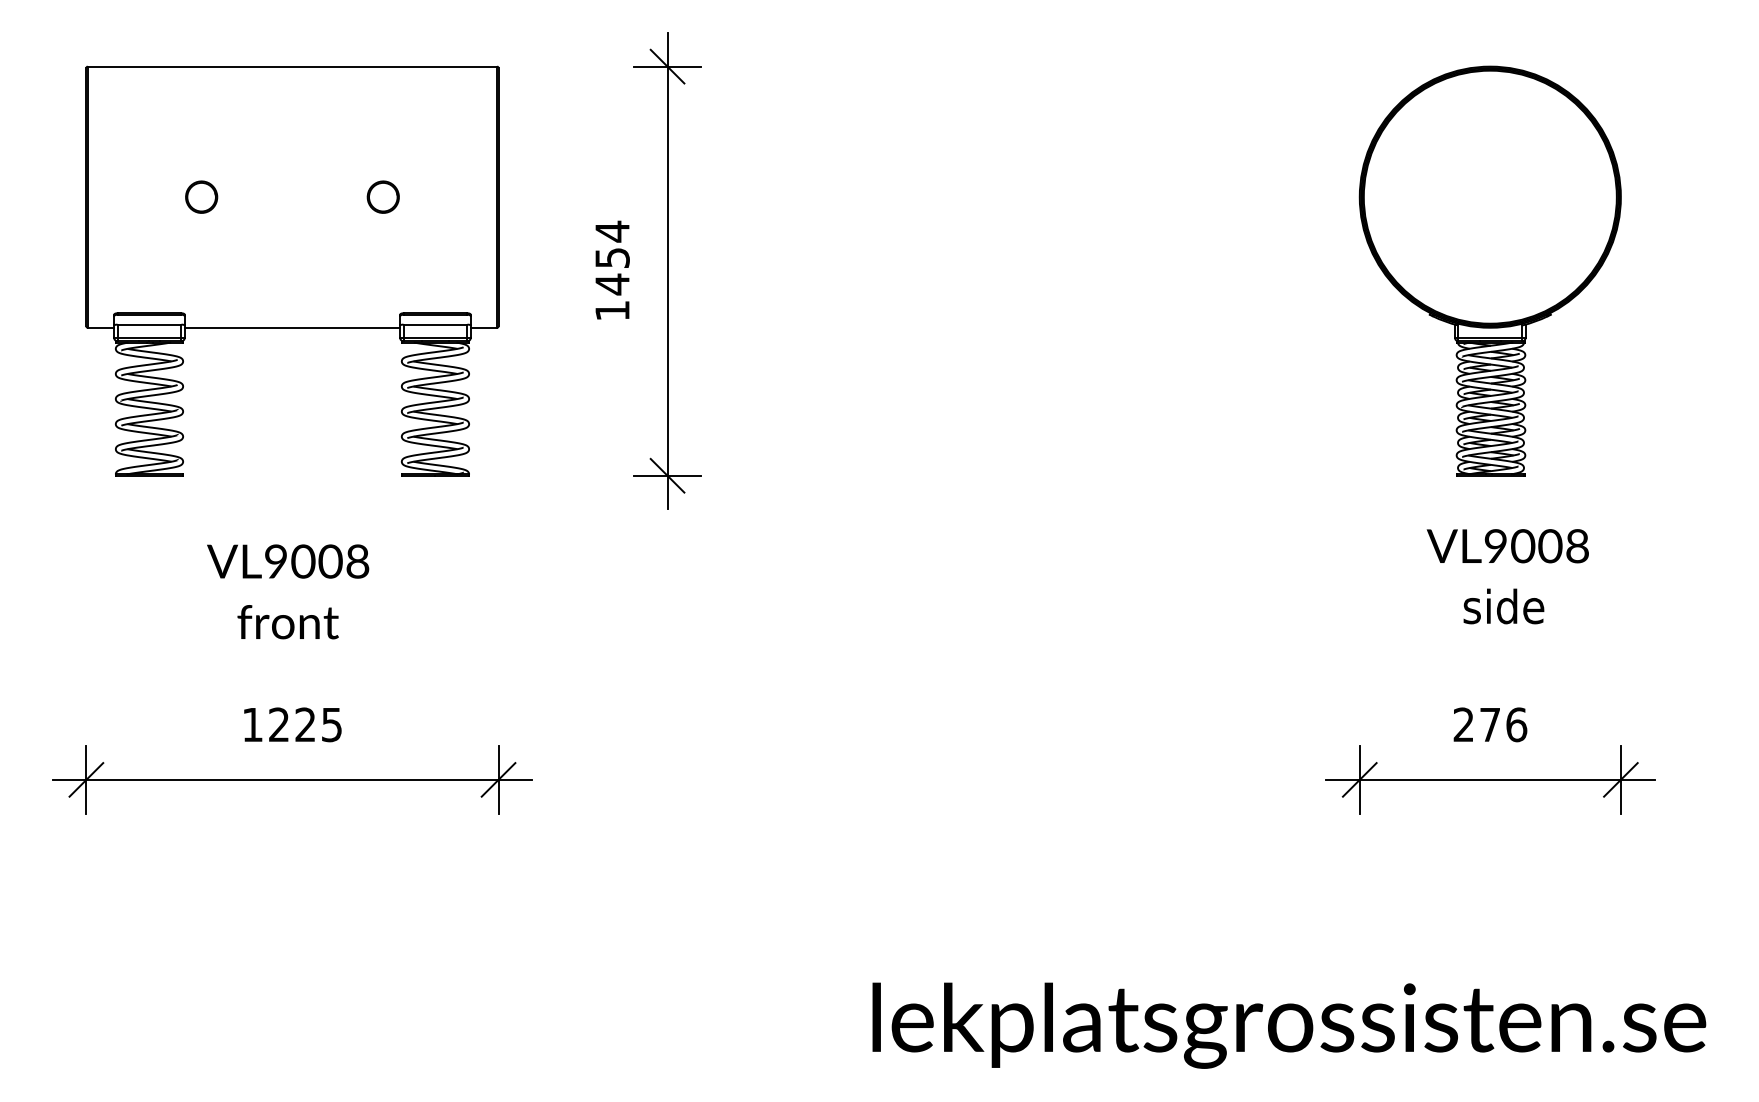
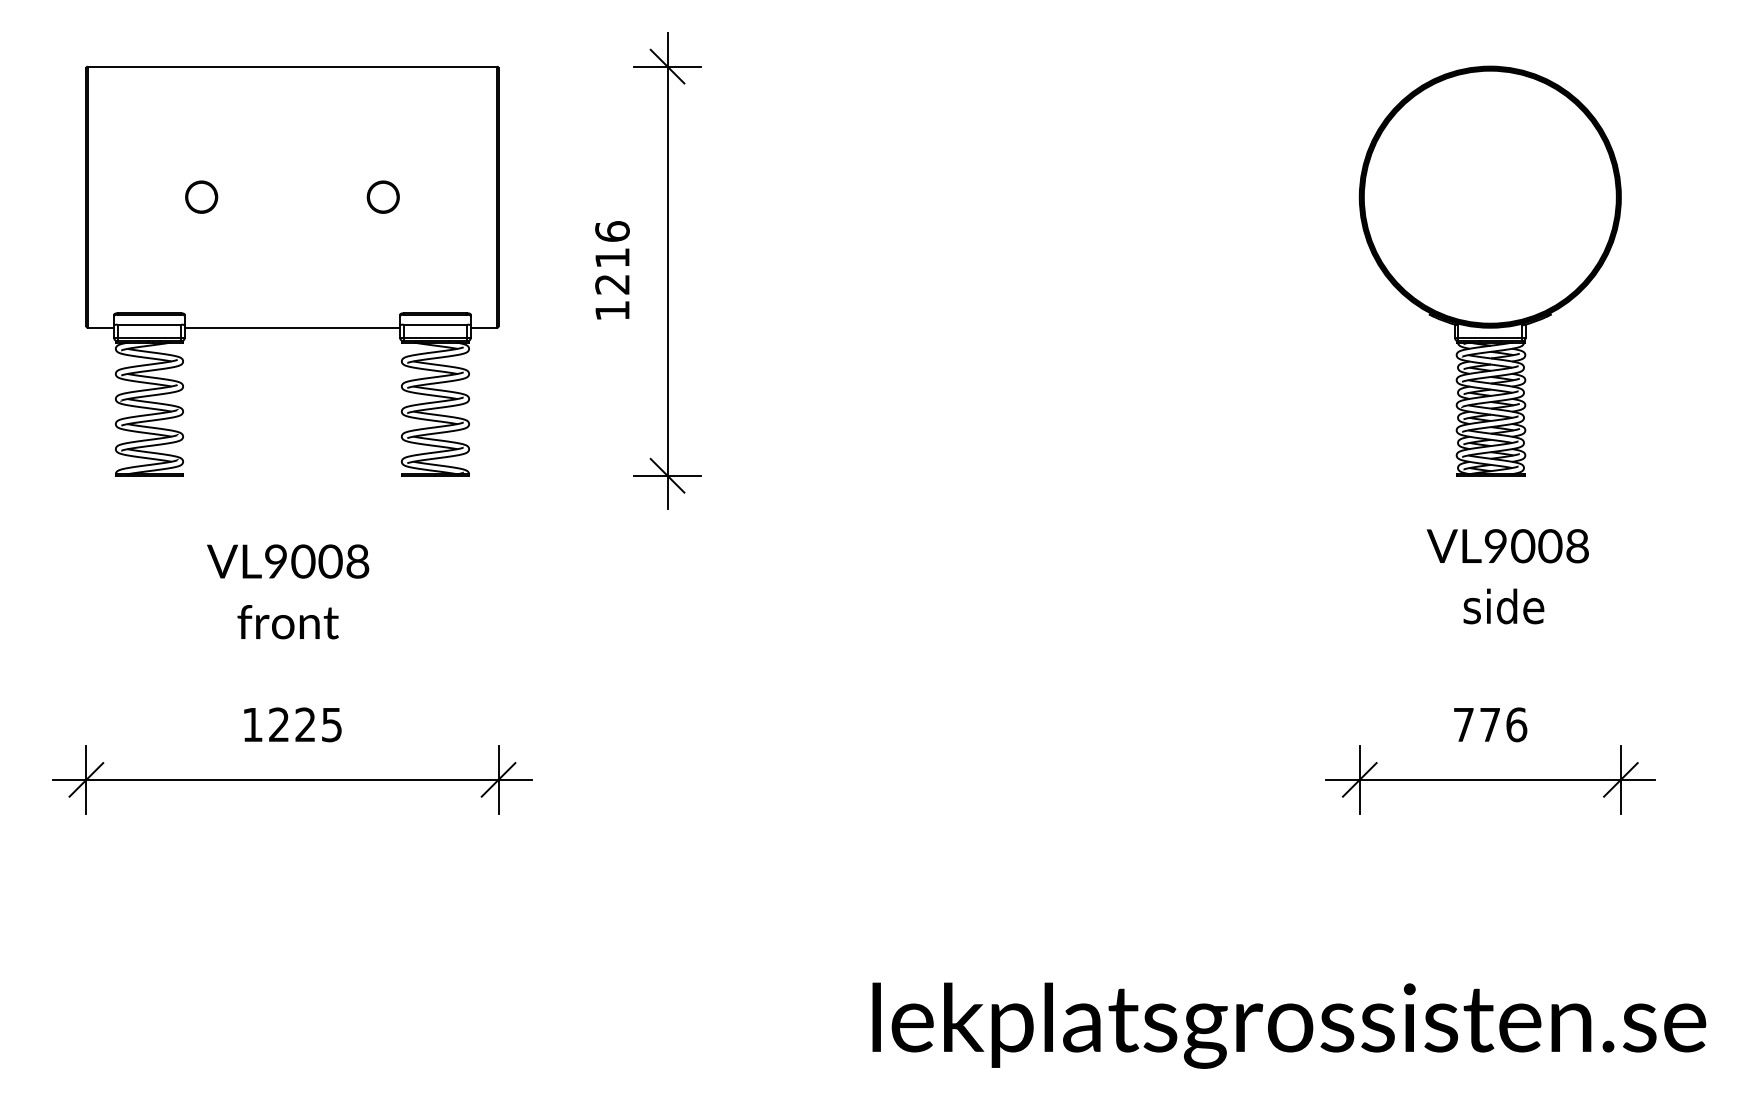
text: 1454 -> 1216 (612, 257)
text: 276 -> 776 (1463, 724)
